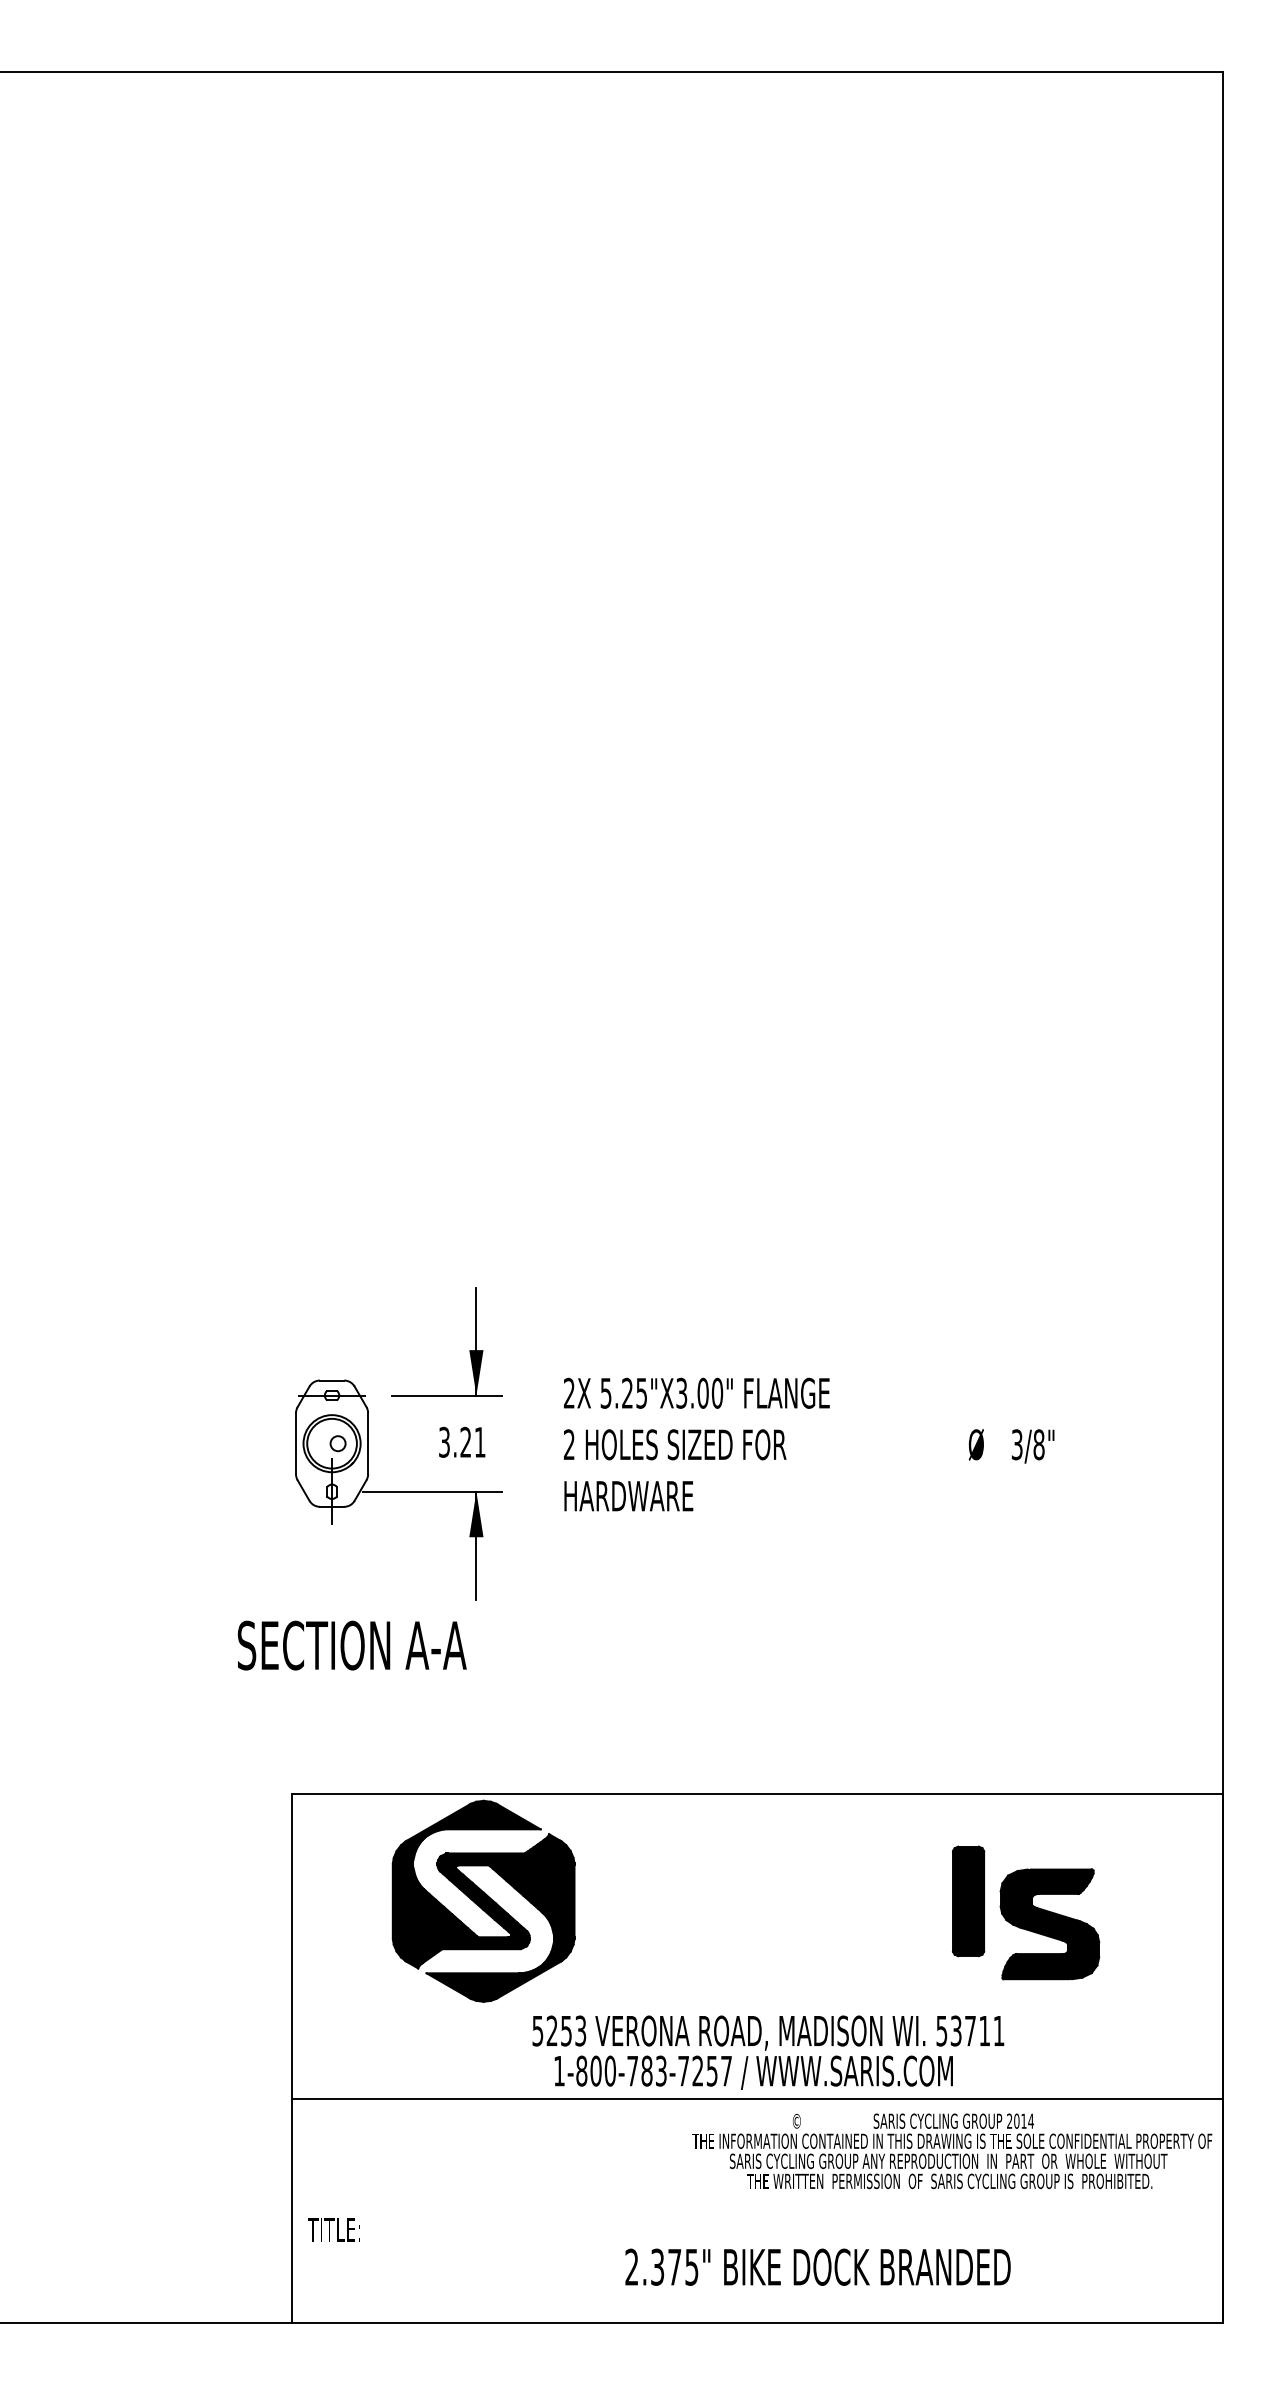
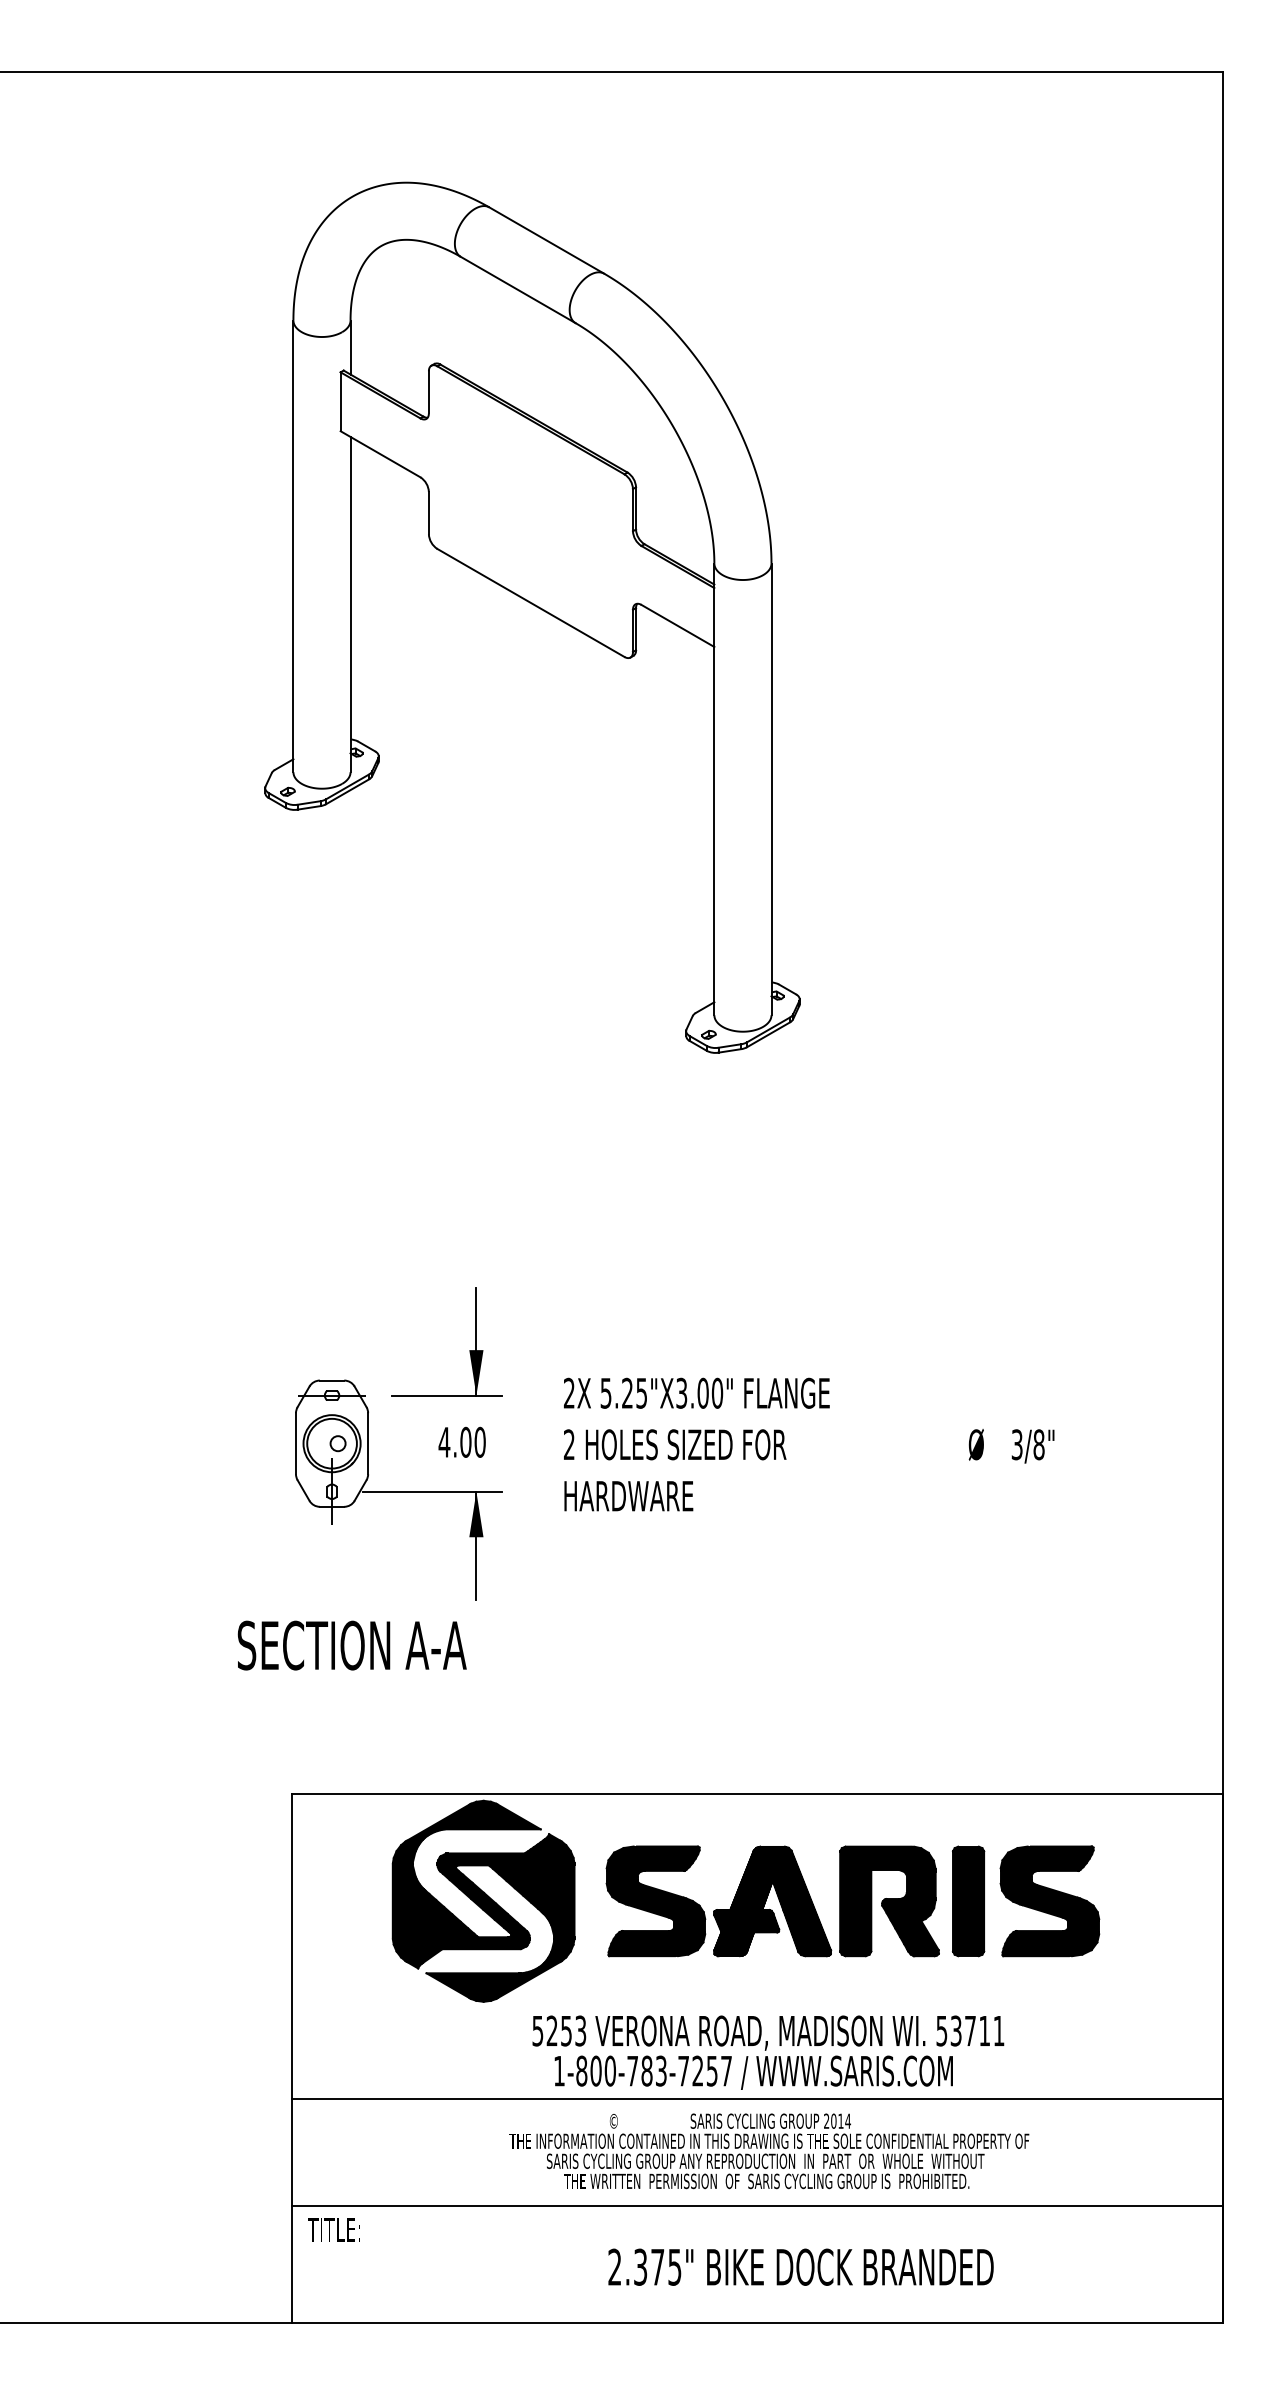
part: none -> present (536, 607)
text: 3.21 -> 4.00 (461, 1441)
part: none -> present (772, 1901)
part position: (1049, 1924) -> (1049, 1901) (1049, 1901)
text position: (952, 2151) -> (769, 2151) (769, 2151)
line: none -> present (757, 2206)
text position: (817, 2266) -> (800, 2266) (800, 2266)
